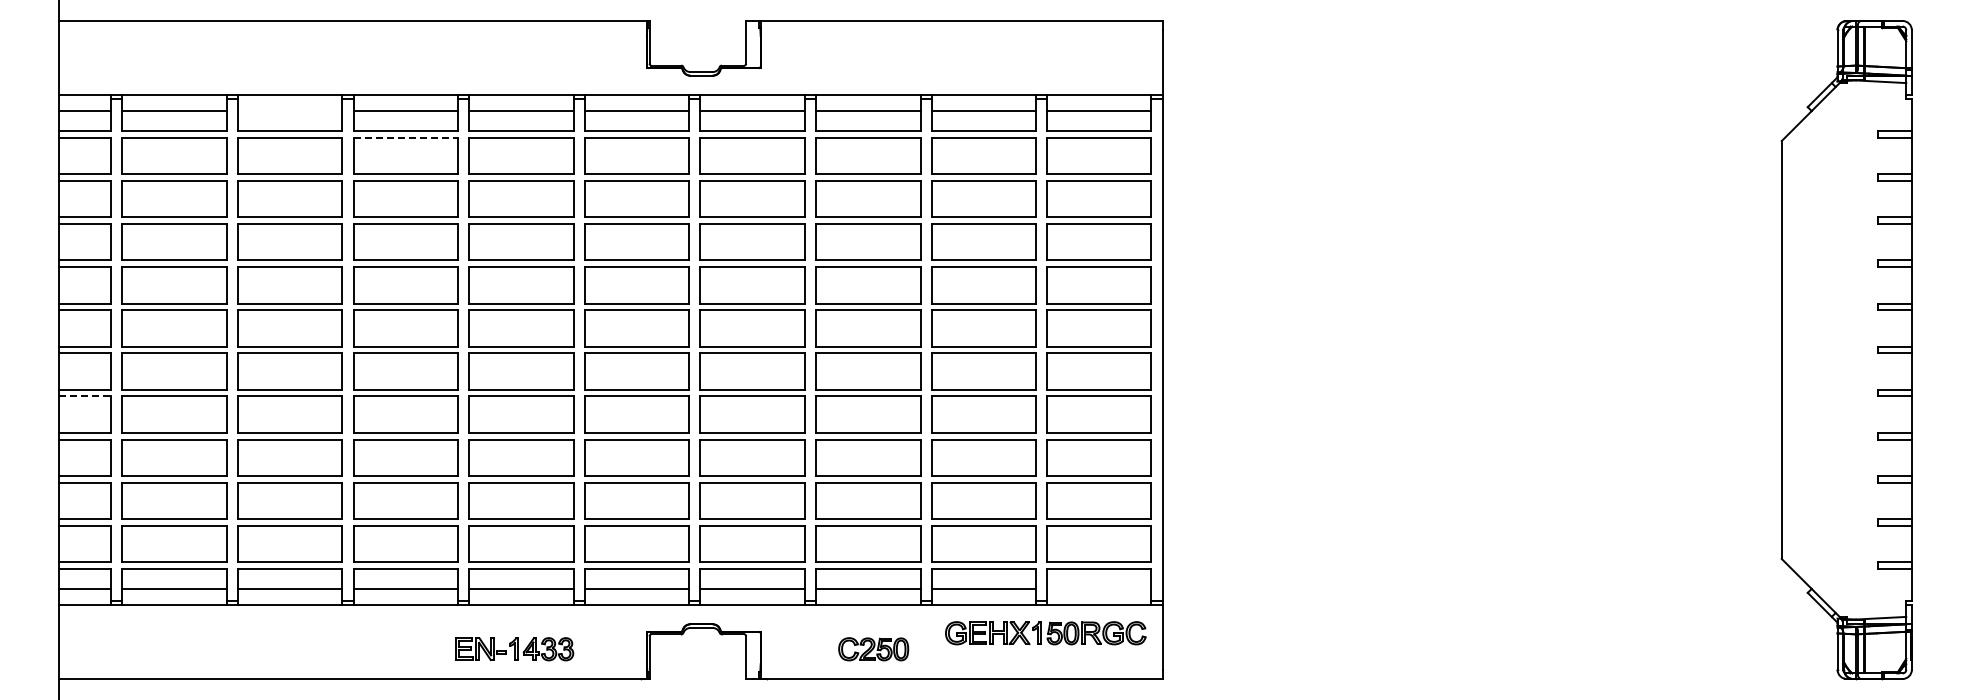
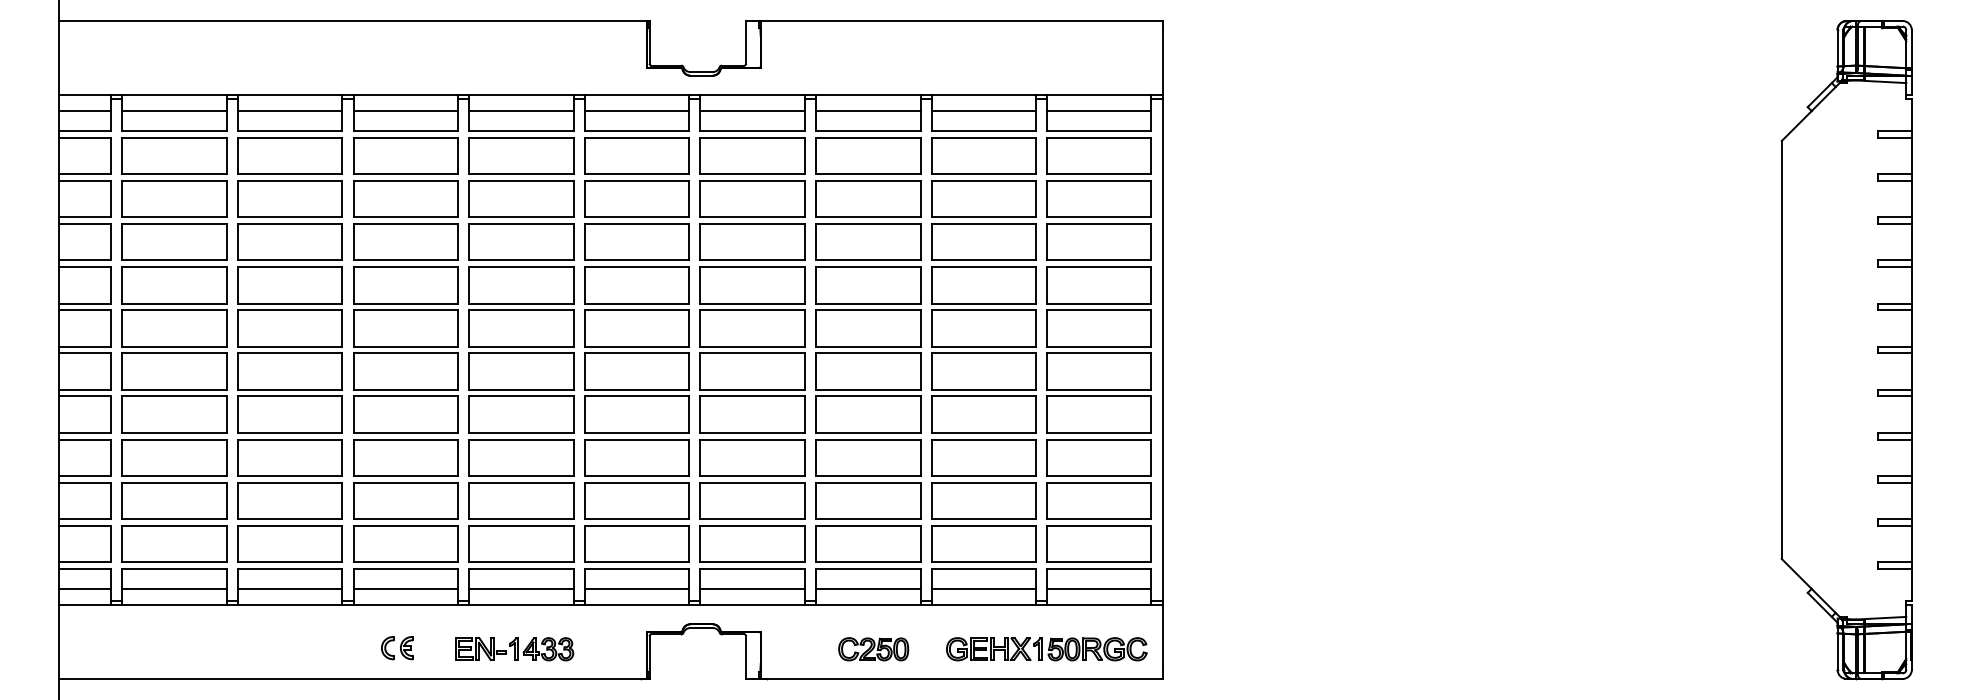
line: none -> present (289, 111)
line: dashed -> solid (406, 137)
line: dashed -> solid (85, 396)
line: none -> present (1099, 588)
part position: (1045, 633) -> (1046, 649) (1046, 649)
part: none -> present (397, 648)
